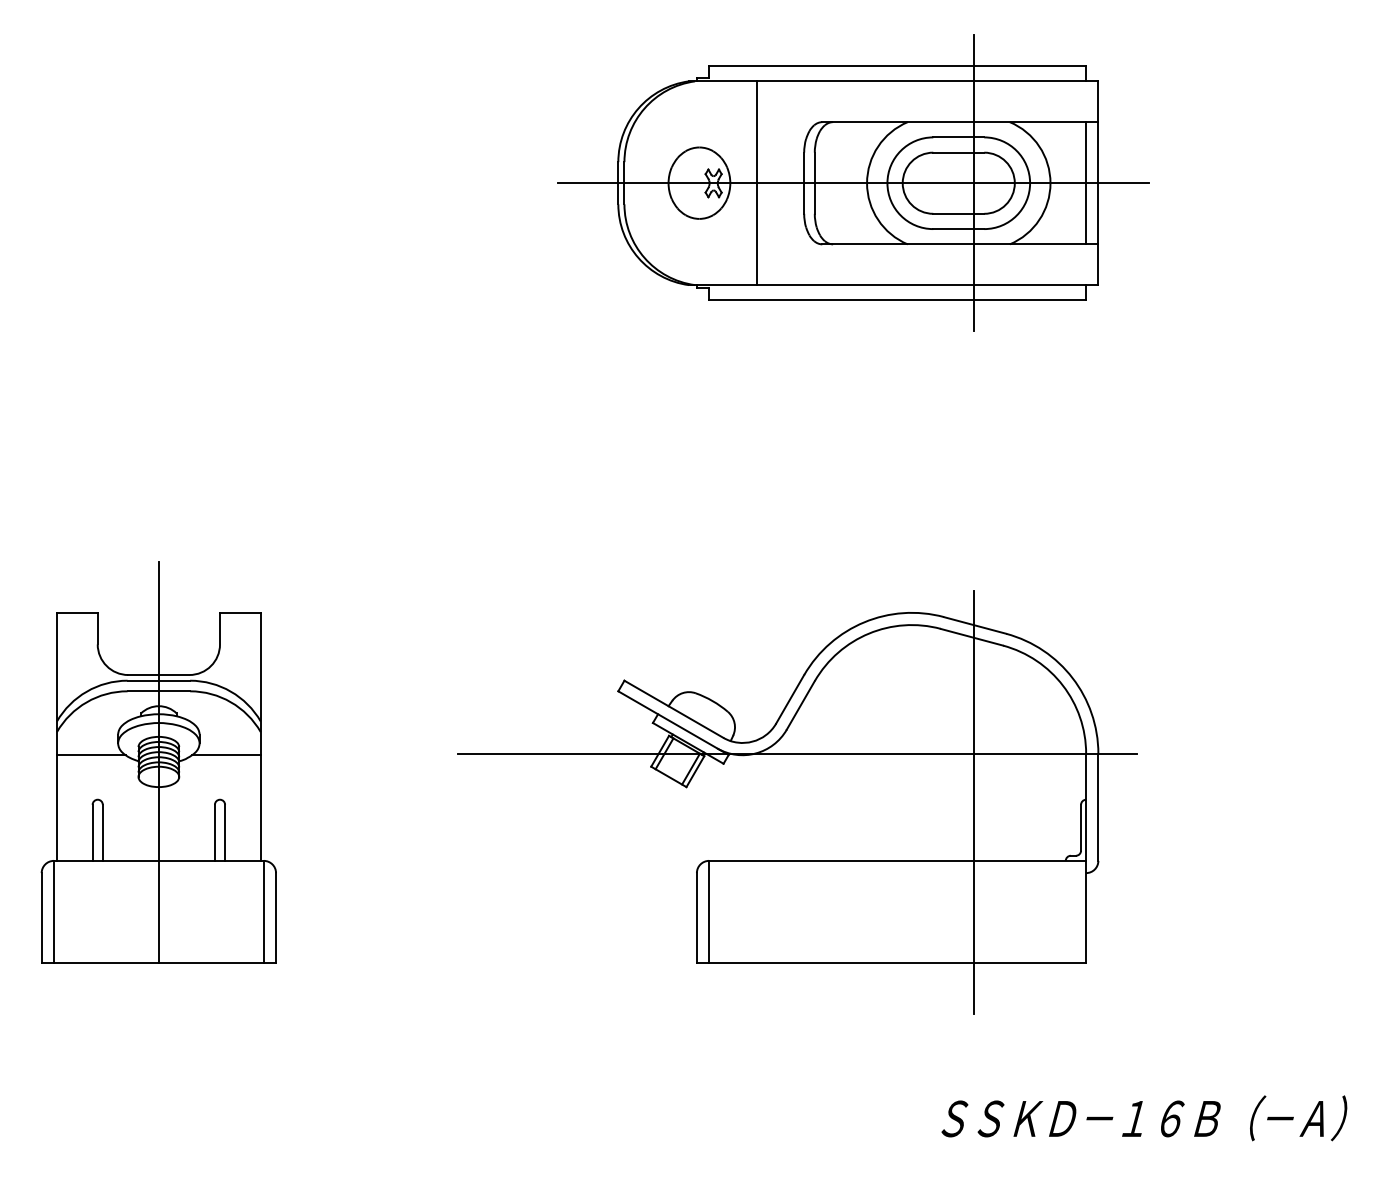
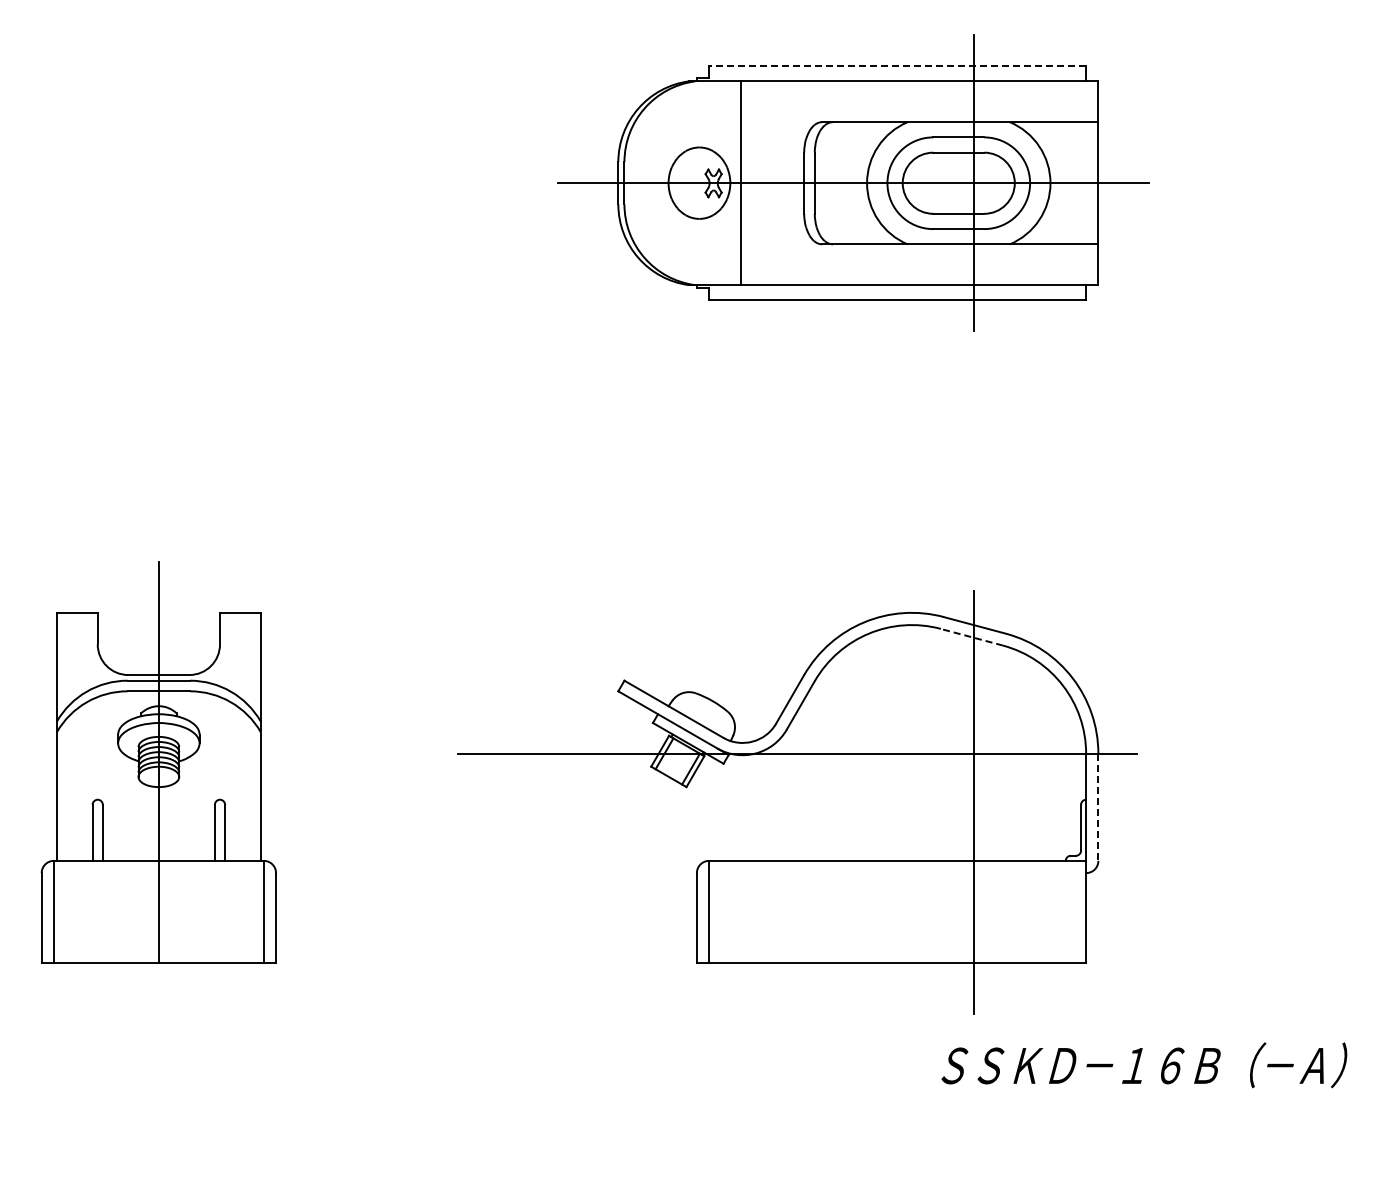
line: solid -> dashed (897, 66)
line position: (756, 183) -> (740, 183) (740, 183)
line: present -> none (1086, 183)
line: solid -> dashed (971, 637)
line: present -> none (90, 755)
line: present -> none (226, 755)
line: solid -> dashed (1098, 807)
text position: (1144, 1118) -> (1144, 1065) (1144, 1065)
